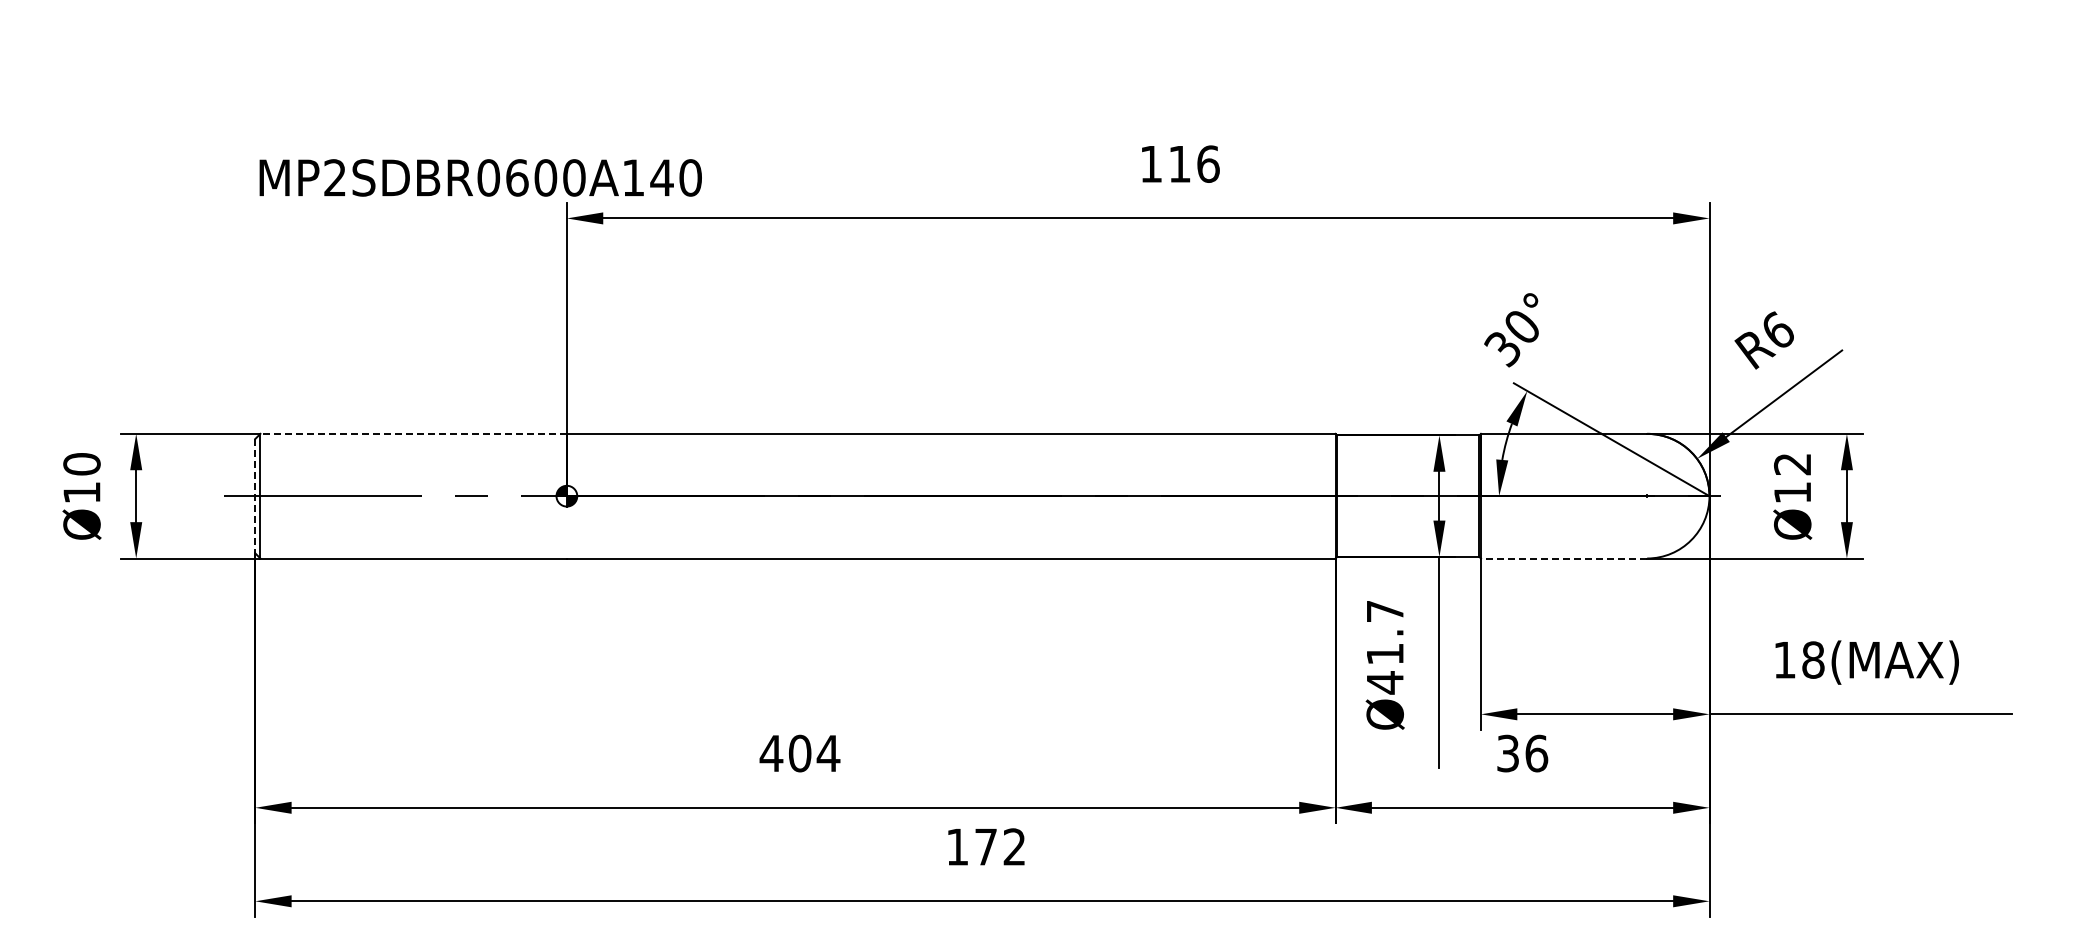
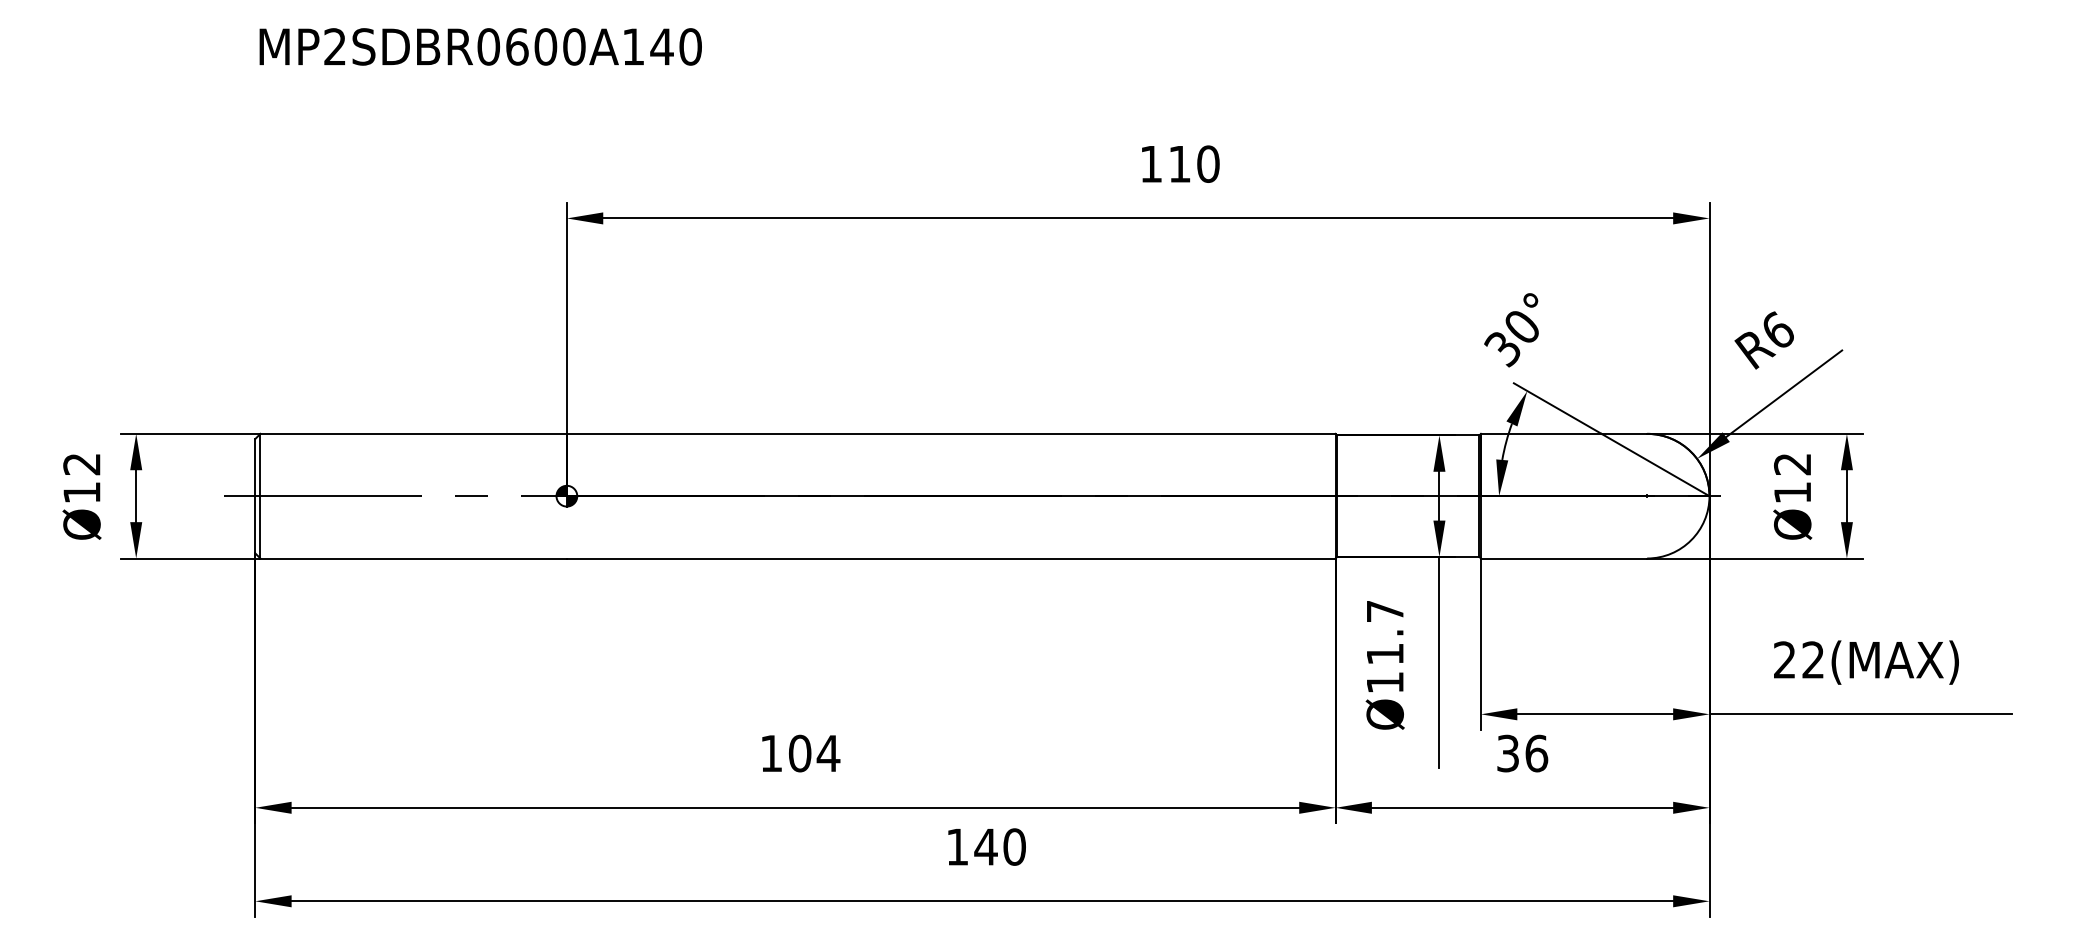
text: 116 -> 110 (1208, 163)
text position: (480, 177) -> (480, 46) (480, 46)
line: dashed -> solid (413, 433)
text: Ø10 -> Ø12 (81, 464)
line: dashed -> solid (255, 496)
line: dashed -> solid (1563, 558)
text: 18(MAX) -> 22(MAX) (1799, 659)
text: Ø41.7 -> Ø11.7 (1385, 682)
text: 404 -> 104 (771, 753)
text: 172 -> 140 (999, 846)
